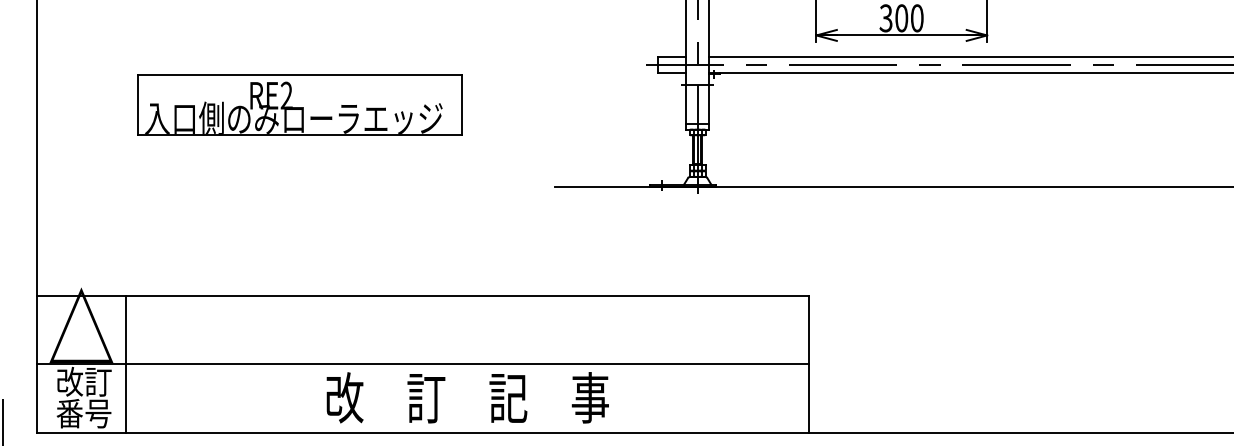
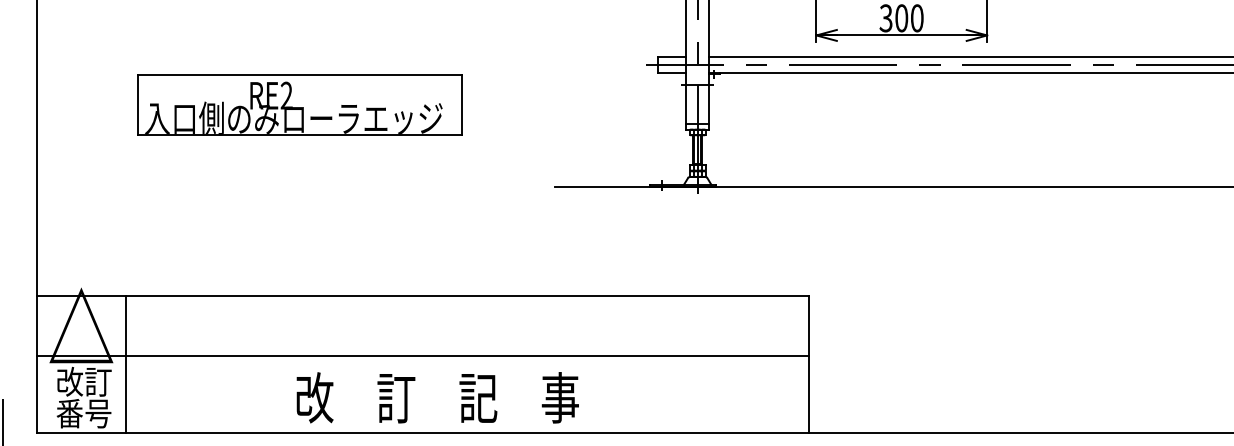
line position: (422, 364) -> (422, 356) (422, 356)
text position: (467, 397) -> (437, 397) (437, 397)
